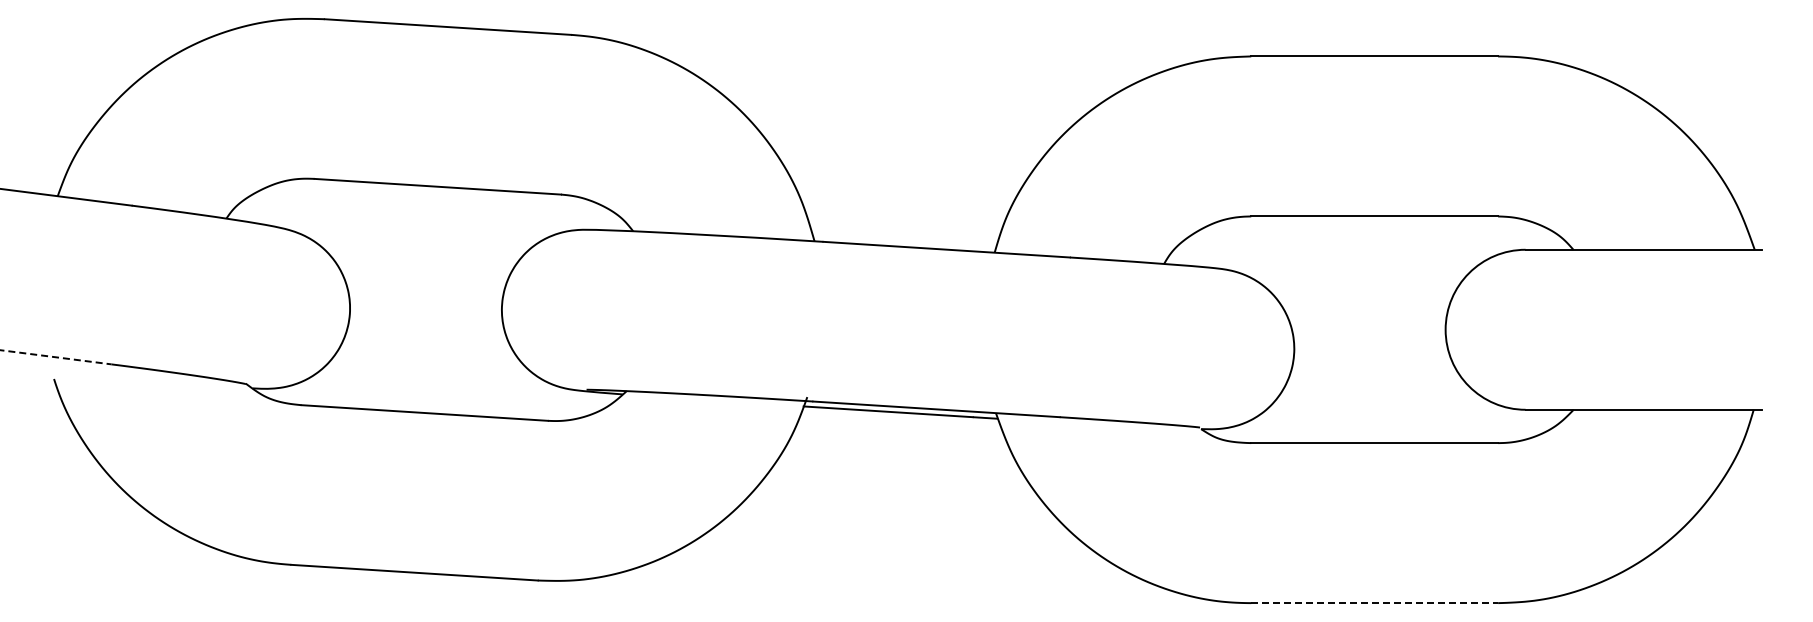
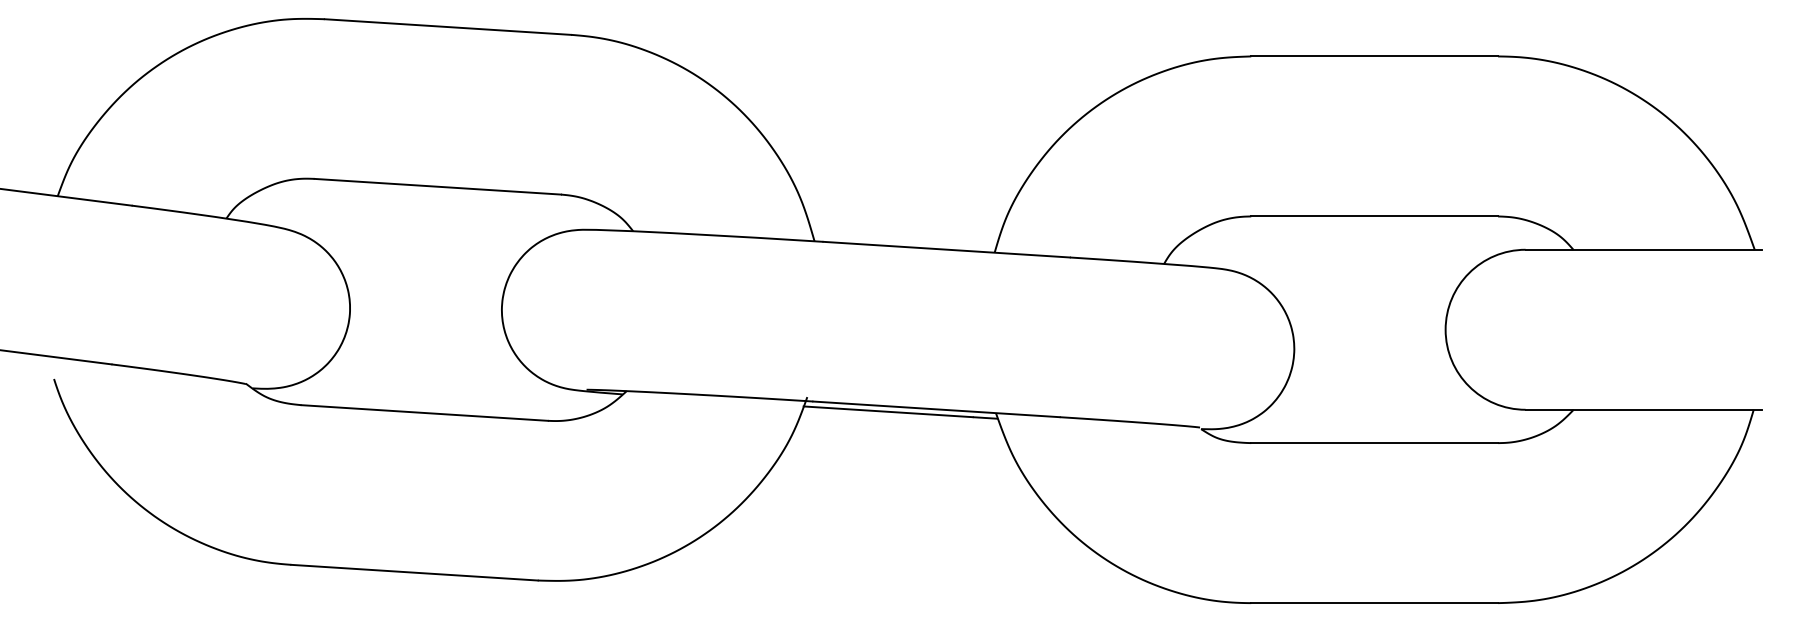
line: dashed -> solid (55, 357)
line: dashed -> solid (1375, 603)
